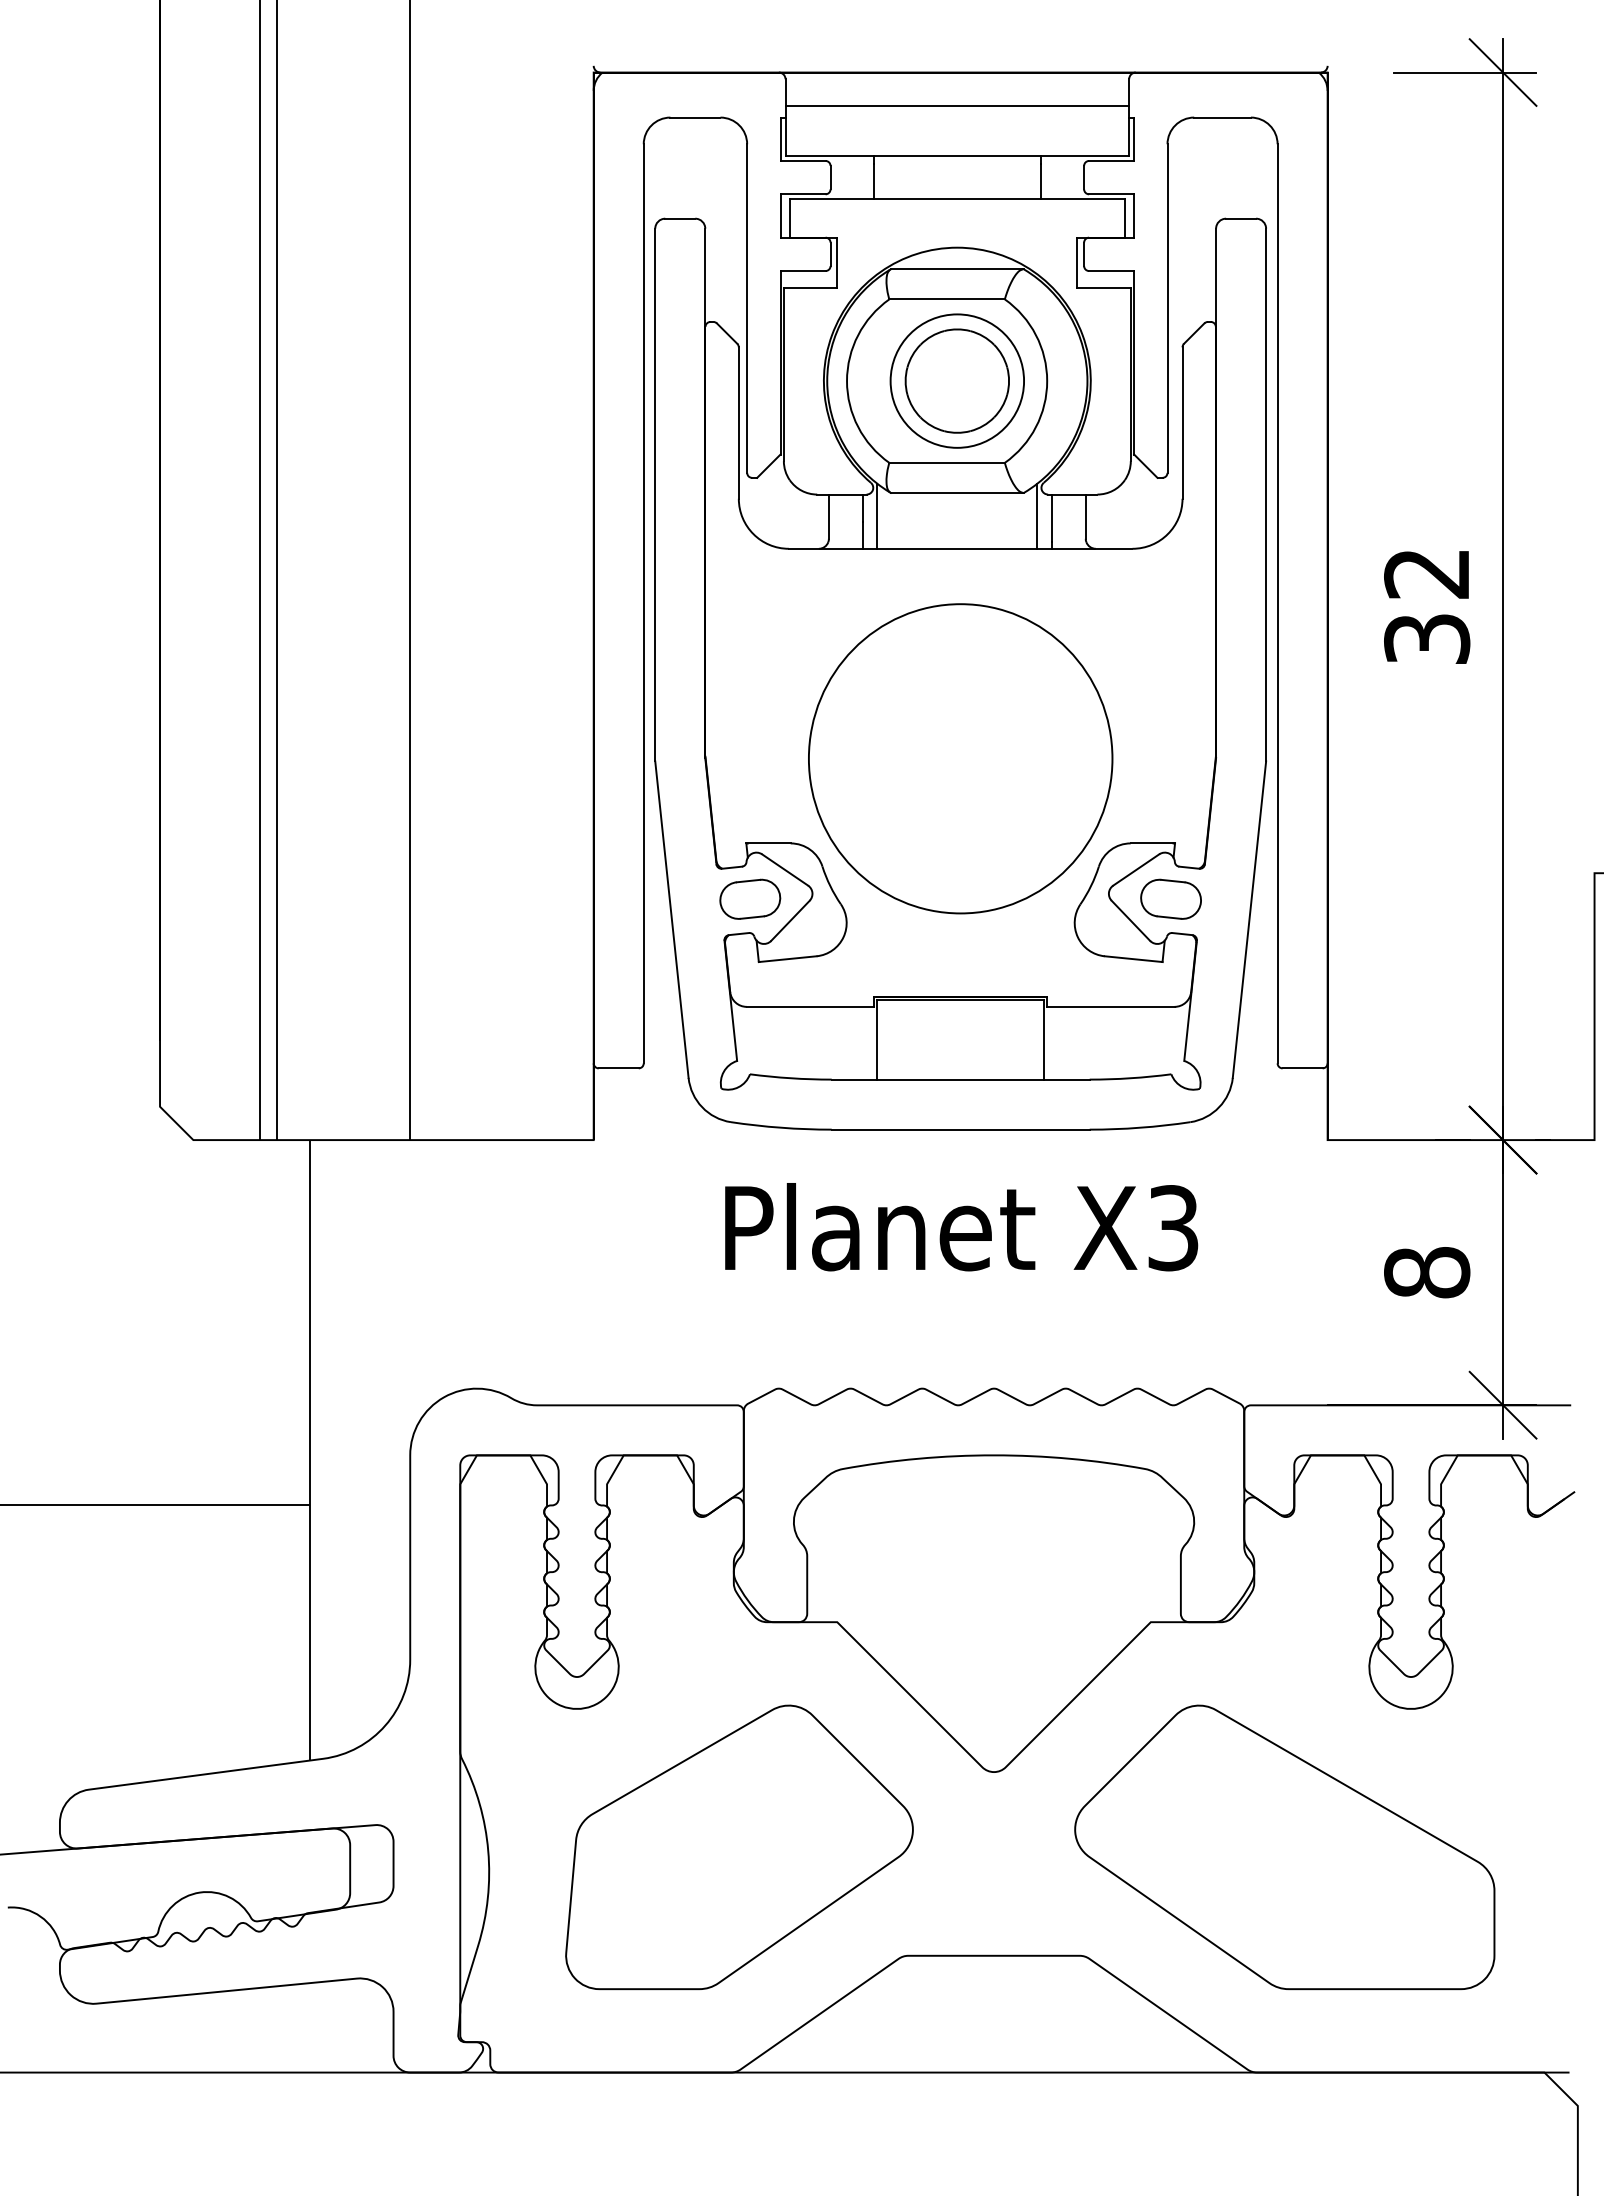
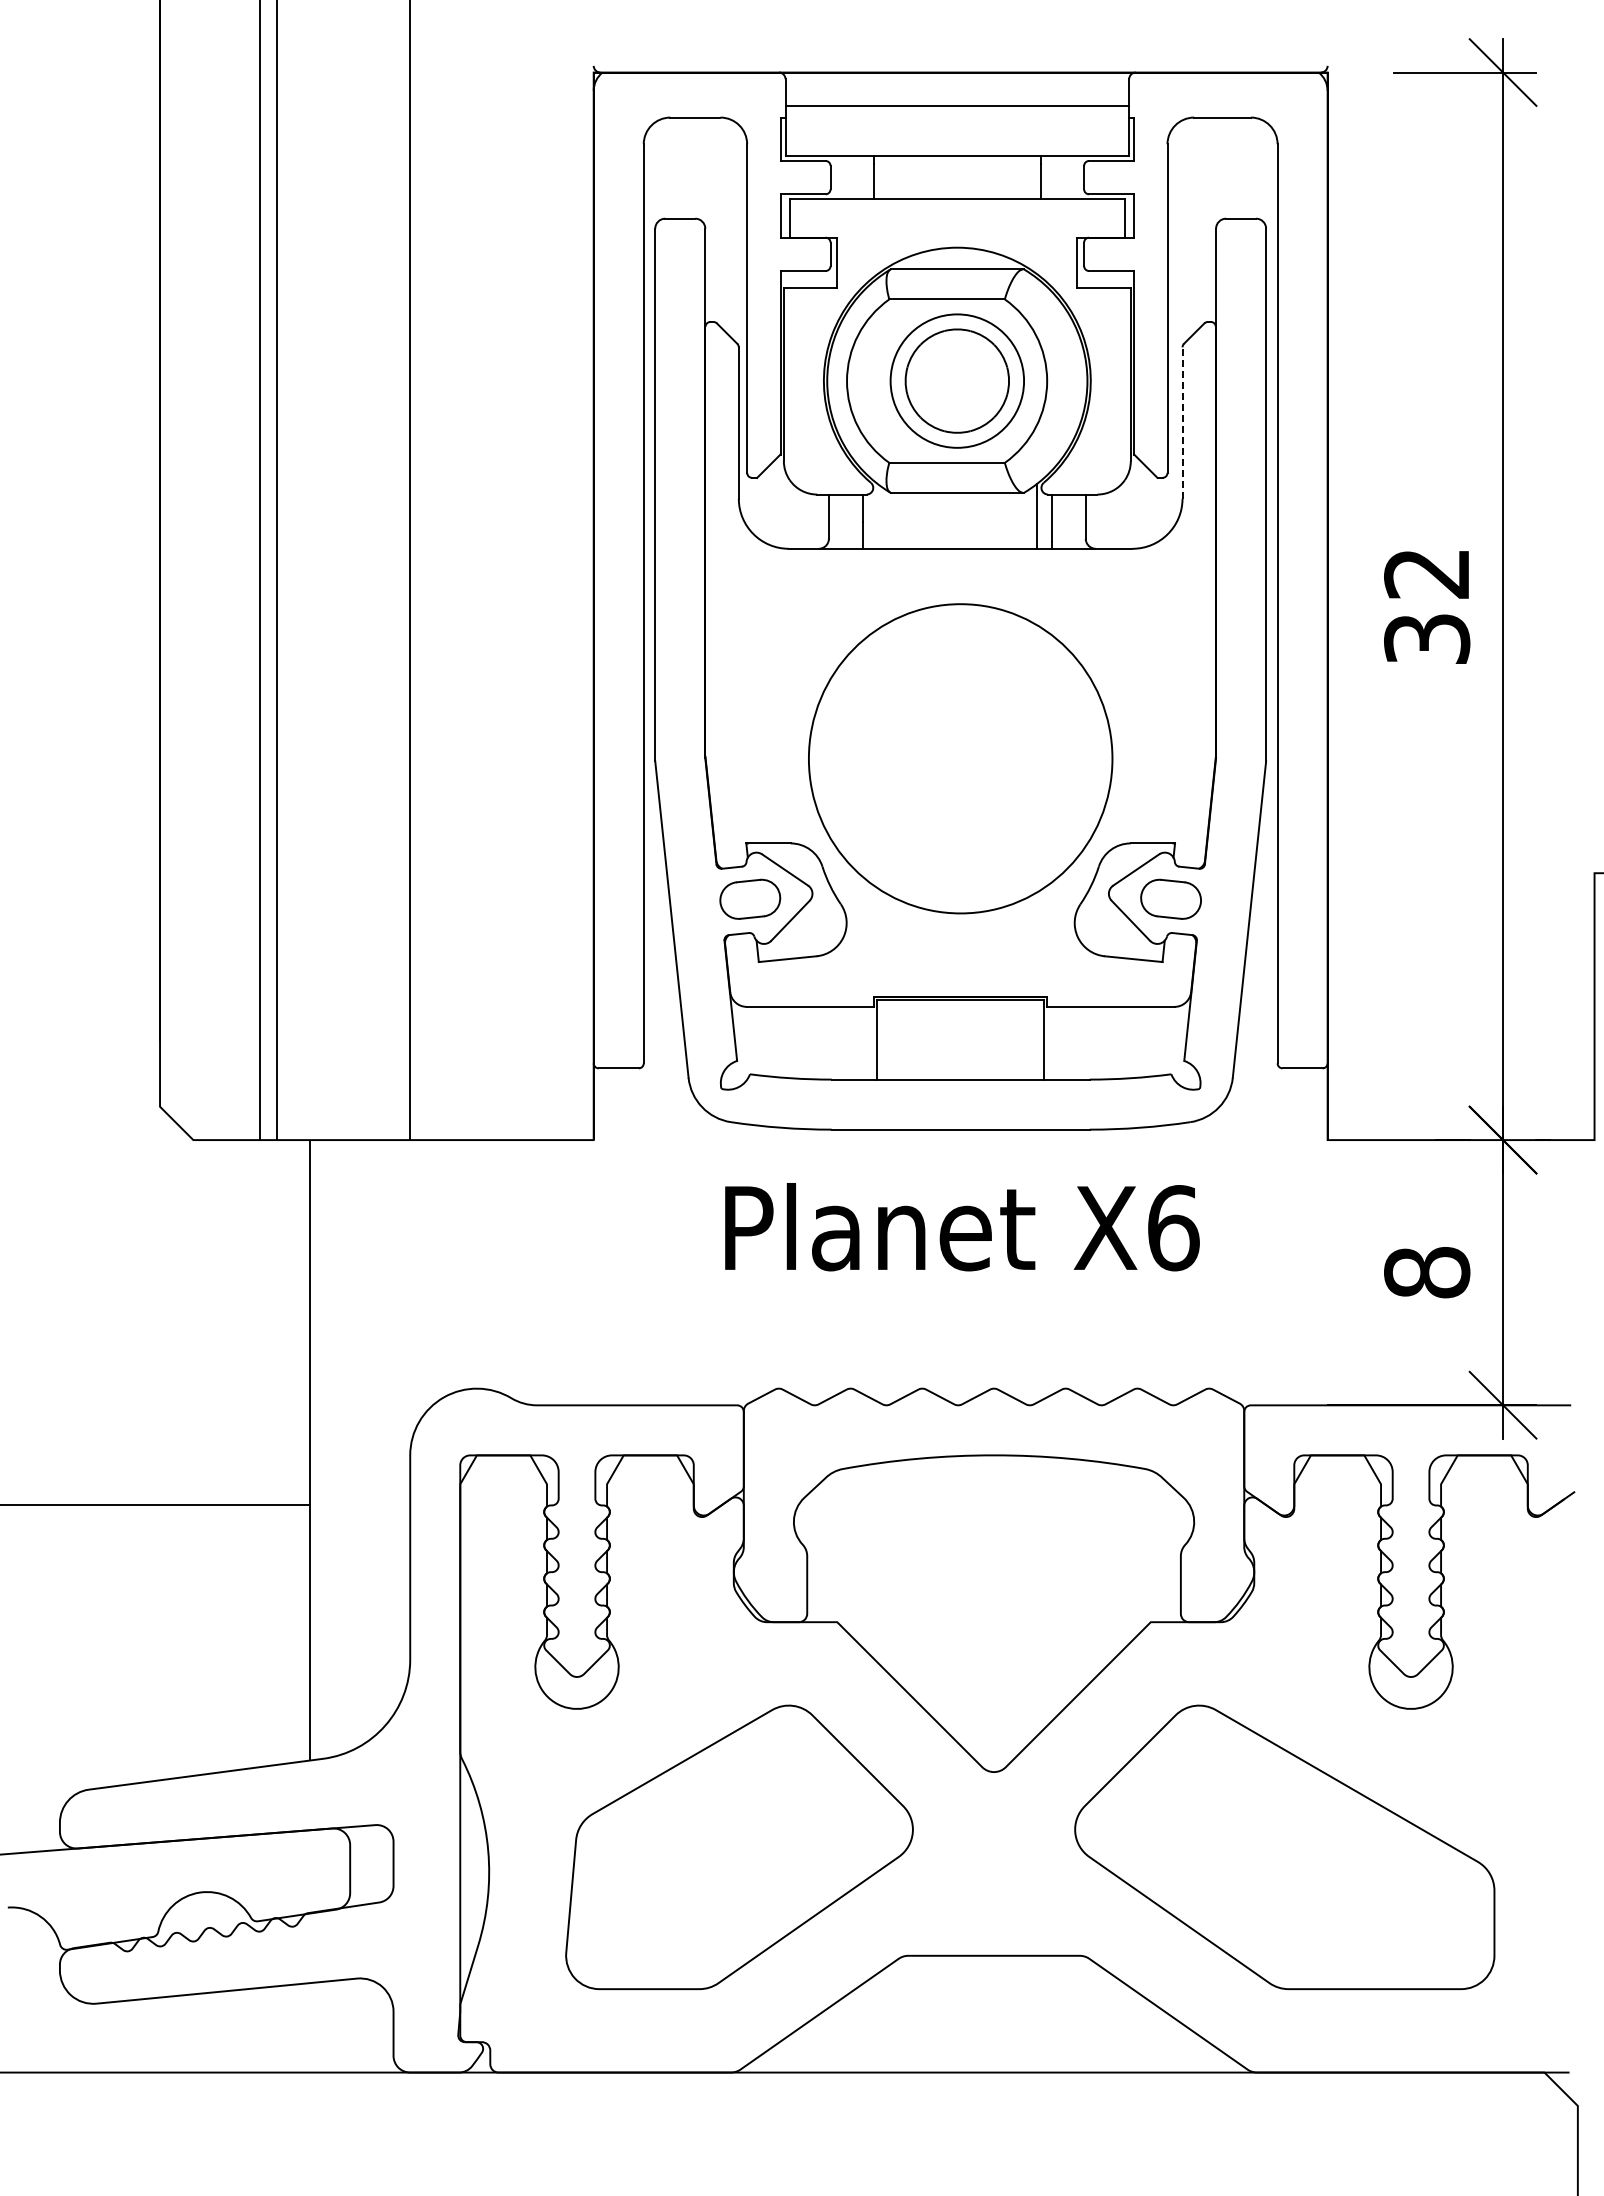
line: solid -> dashed (1182, 423)
line: present -> none (877, 515)
text: X3 -> X6 (1173, 1228)
